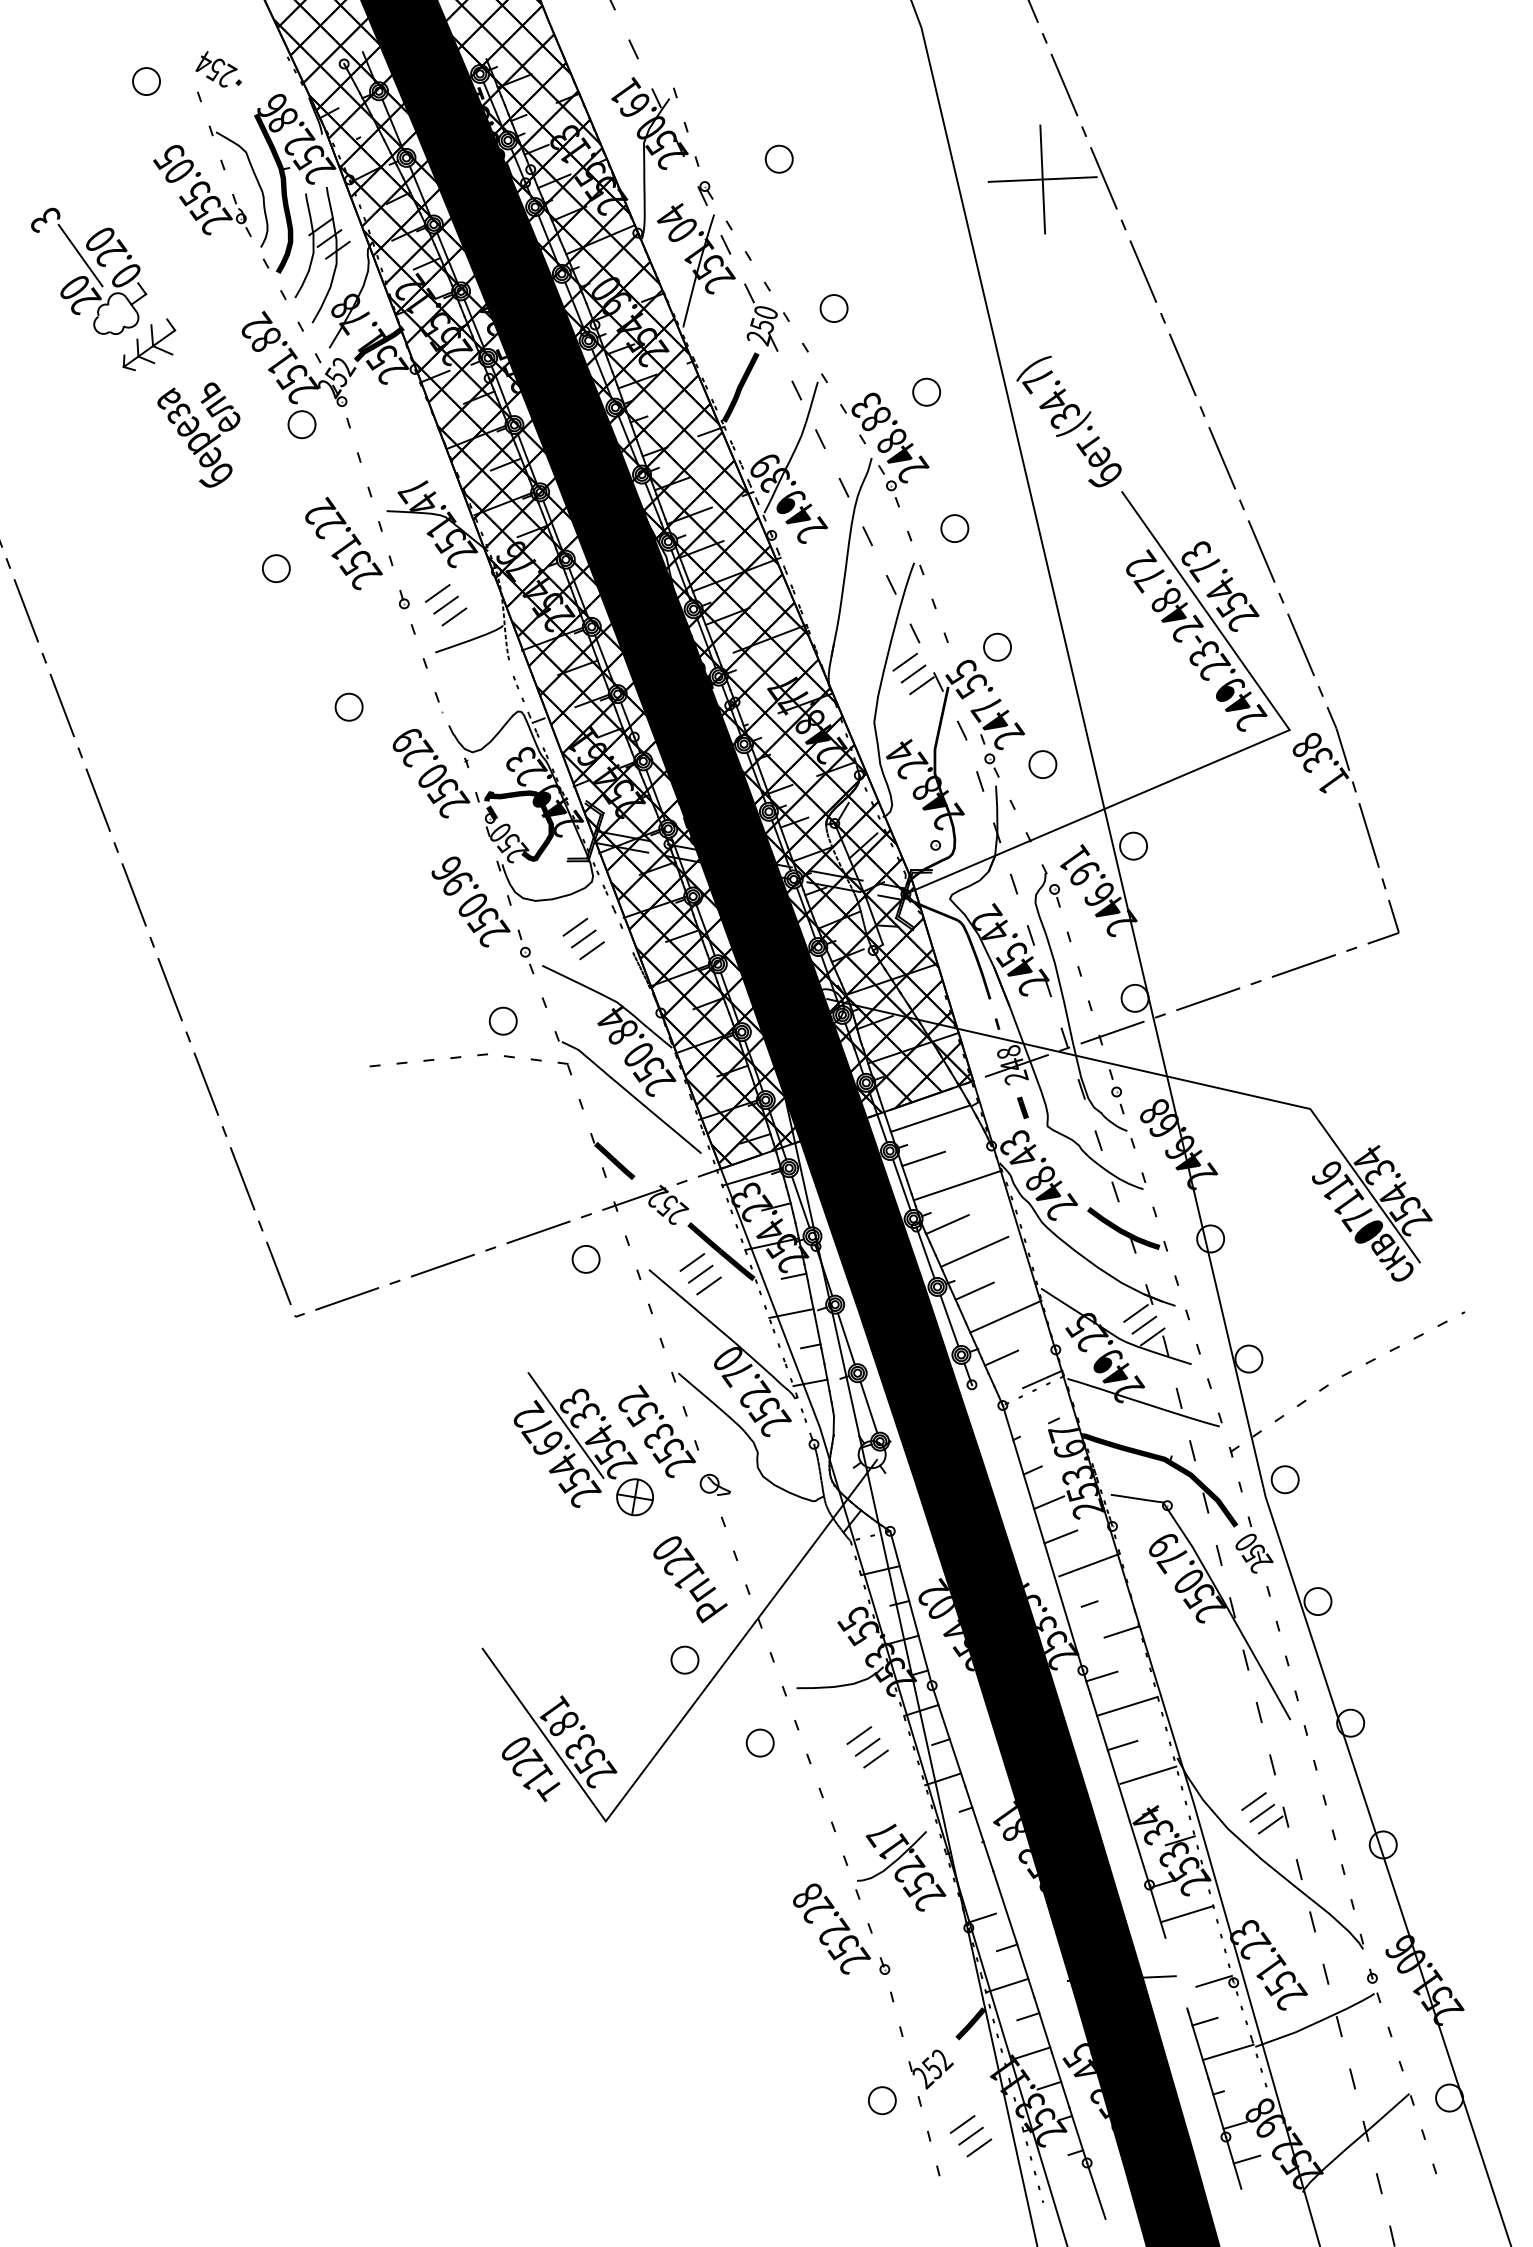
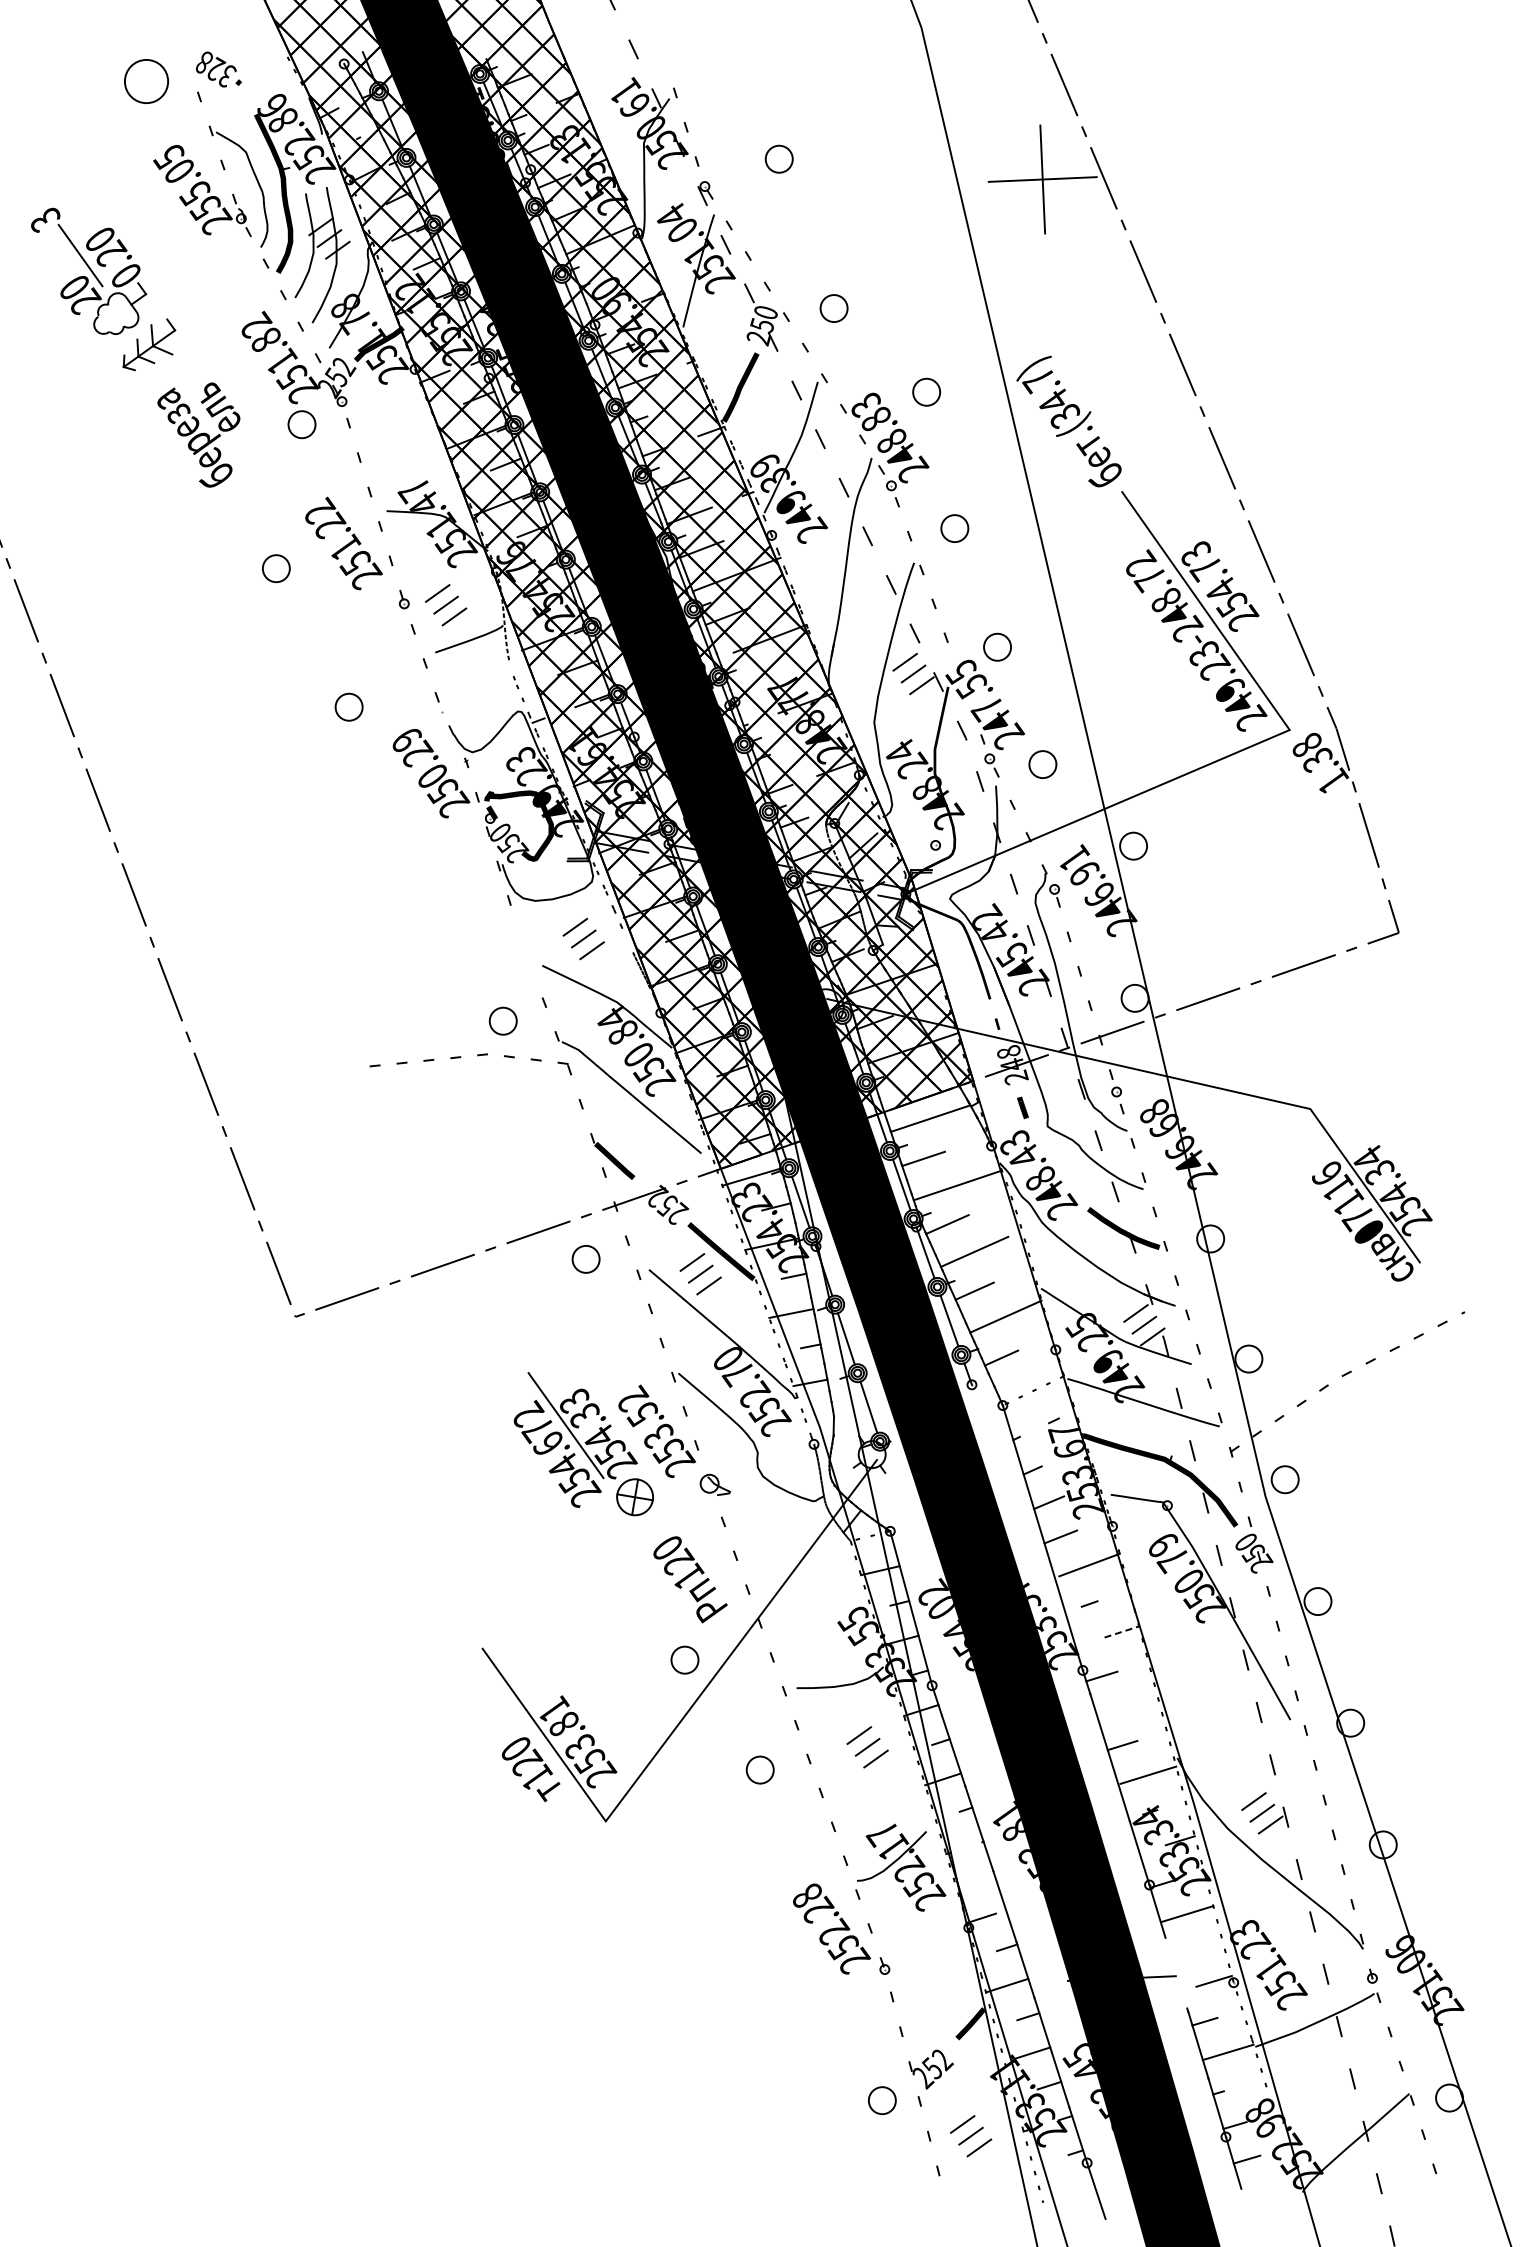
text: 254 -> 328 (216, 68)
circle diameter: 27 px -> 43 px (146, 81)
part: present -> none (482, 915)
line: present -> none (1042, 1379)
line: solid -> dashed (1122, 1631)
line: present -> none (1127, 1705)
circle position: (759, 1742) -> (759, 1769) (759, 1769)
